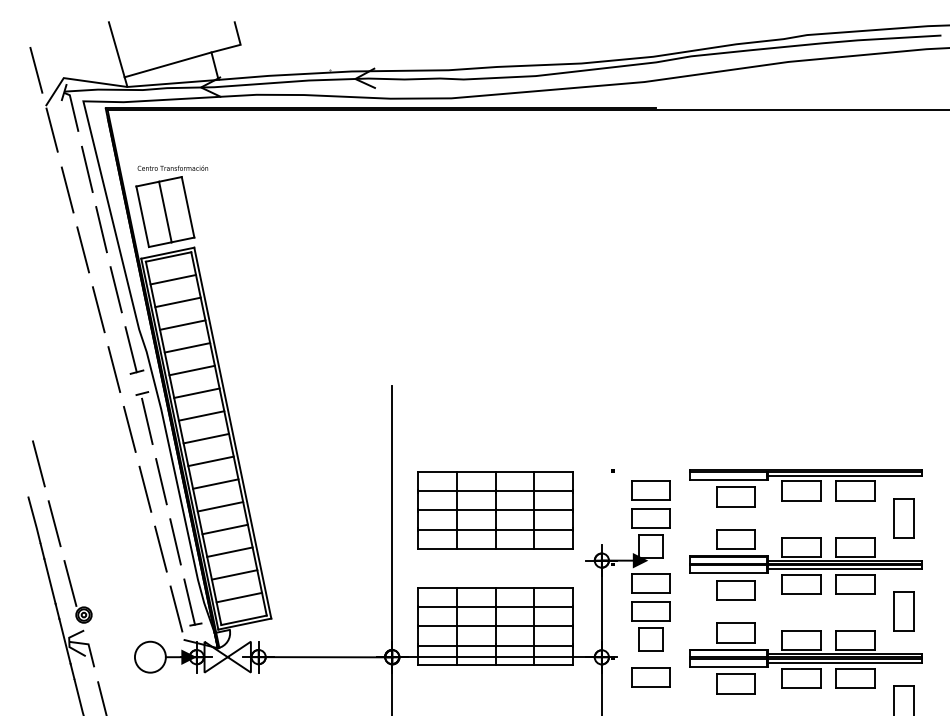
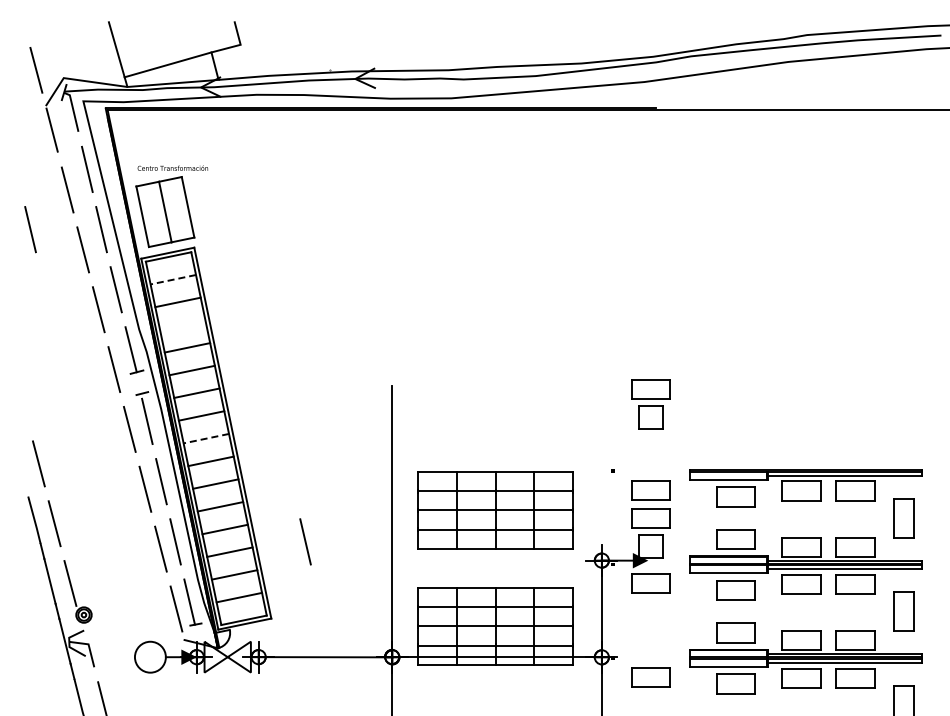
line: none -> present (30, 229)
line: solid -> dashed (172, 279)
line: present -> none (182, 324)
line: solid -> dashed (205, 438)
line: none -> present (305, 541)
part position: (650, 626) -> (650, 404) (650, 404)
